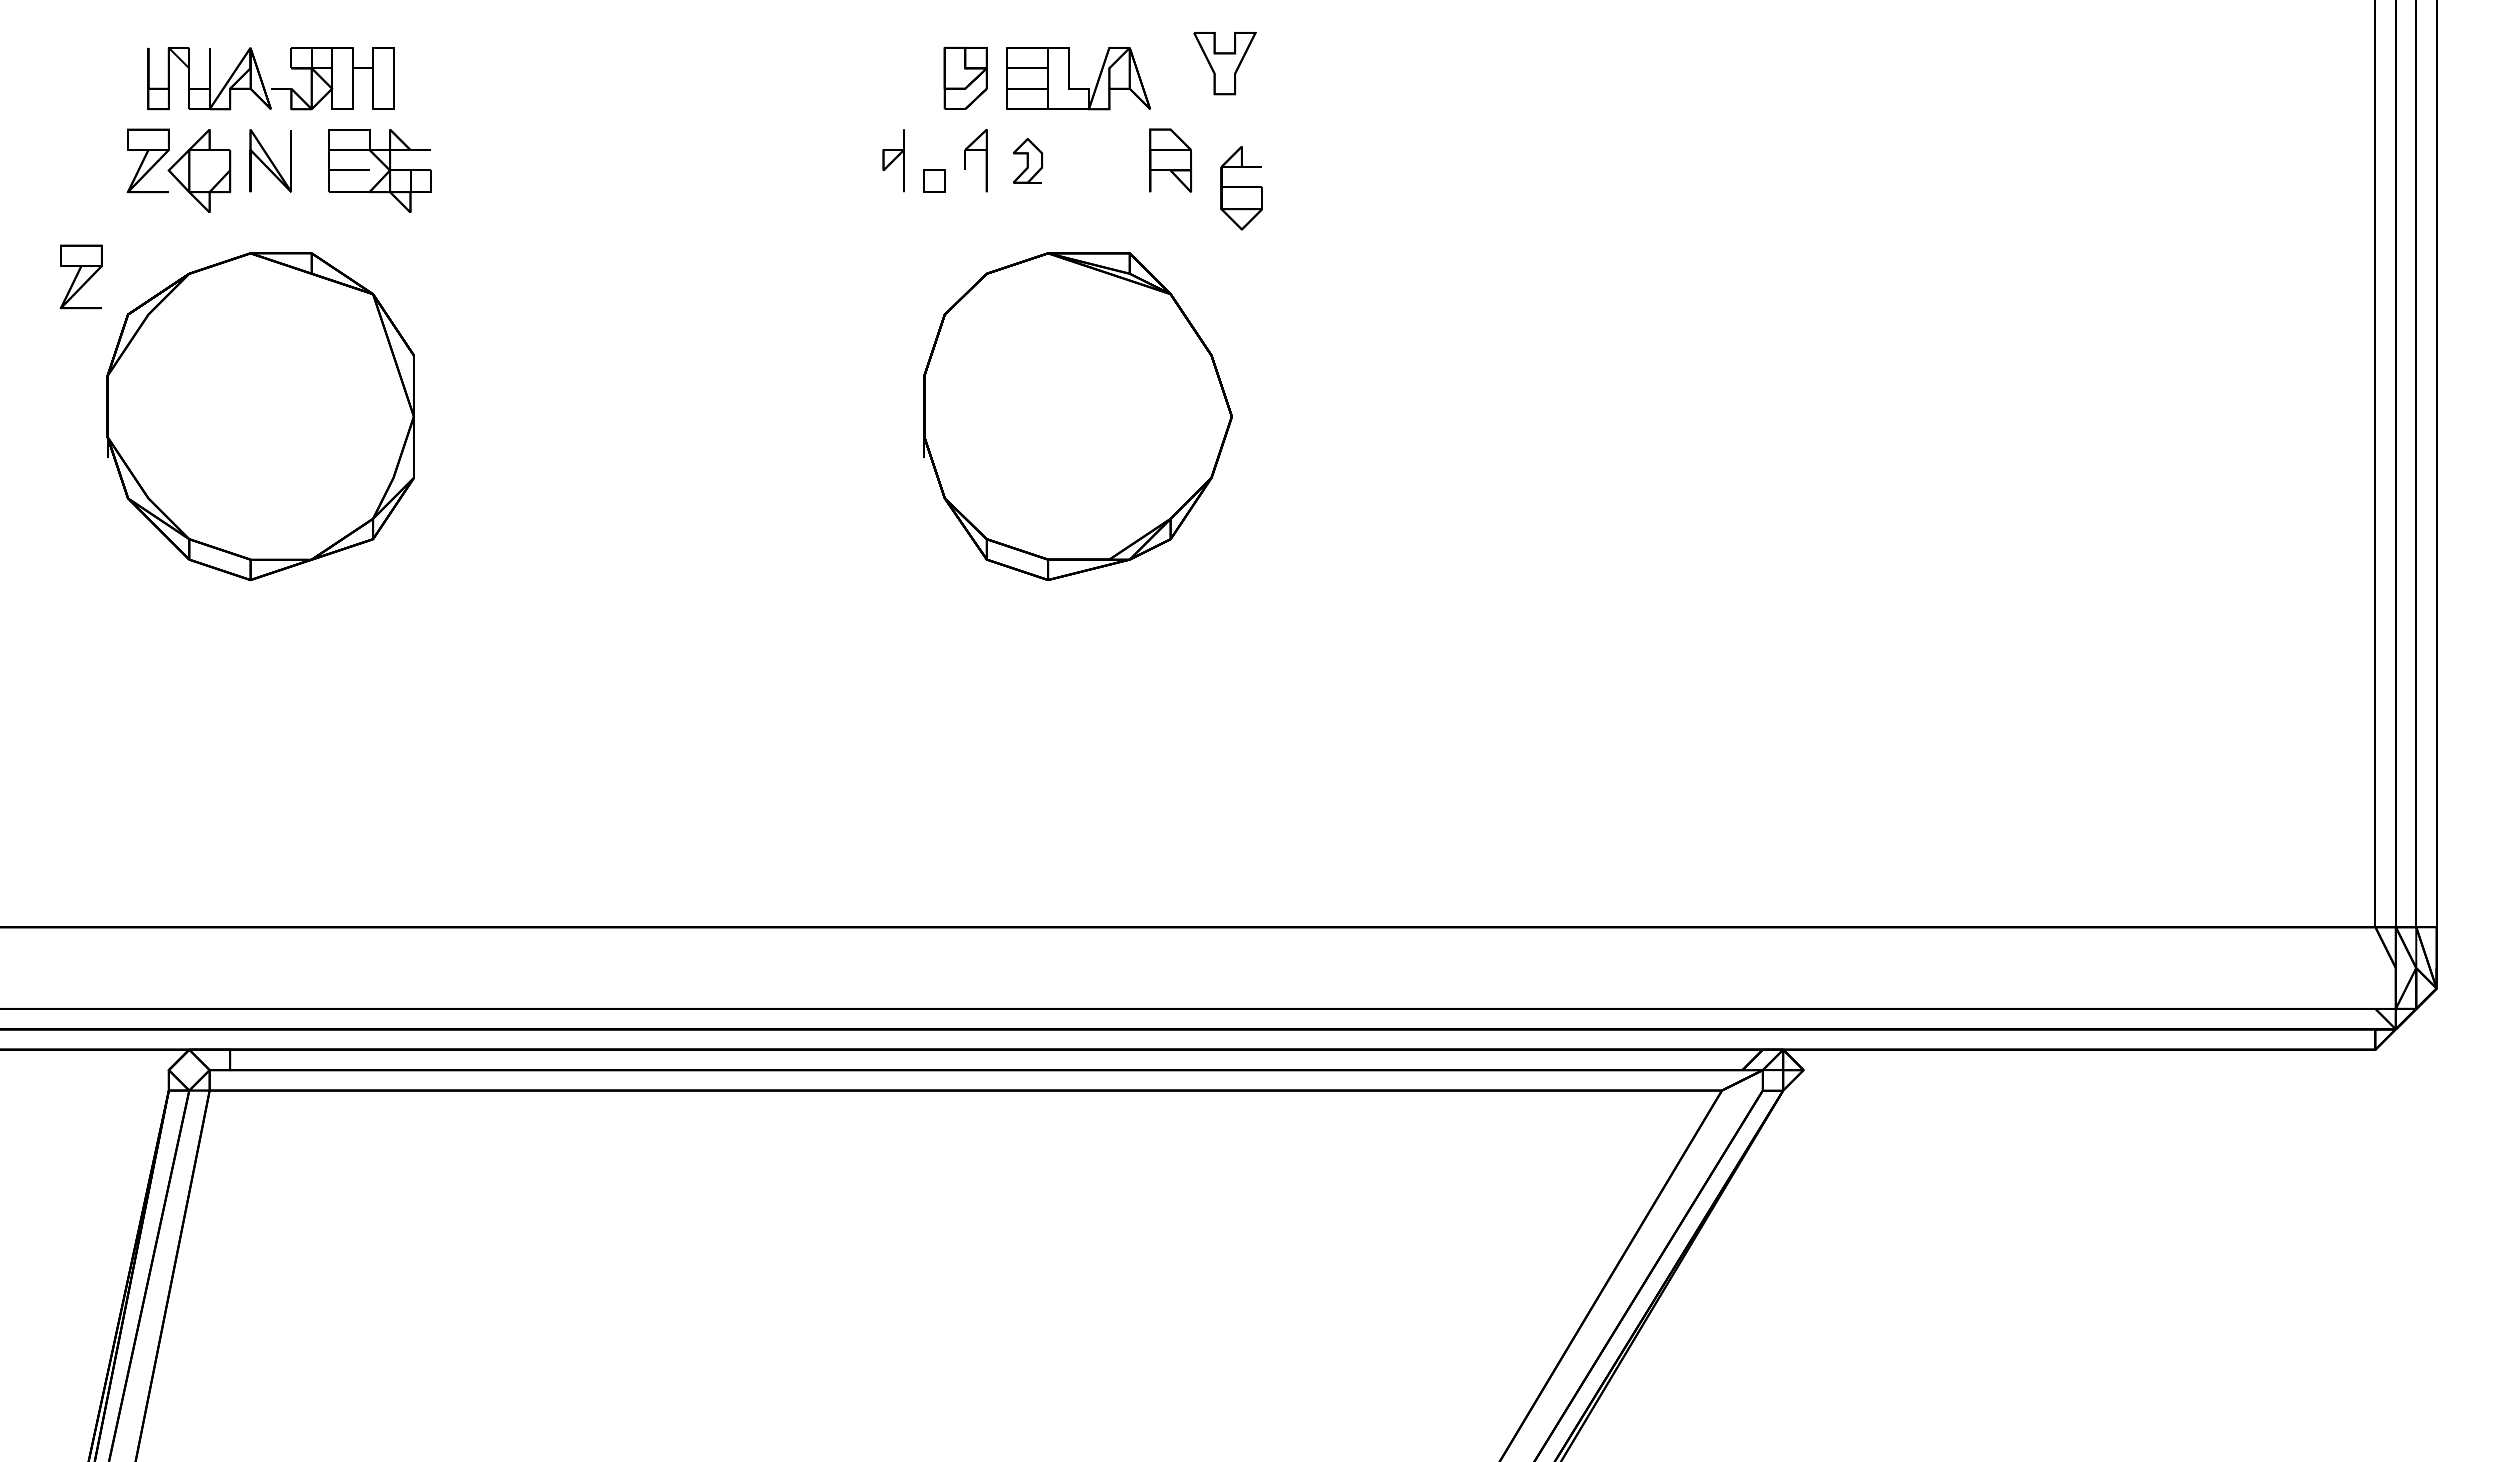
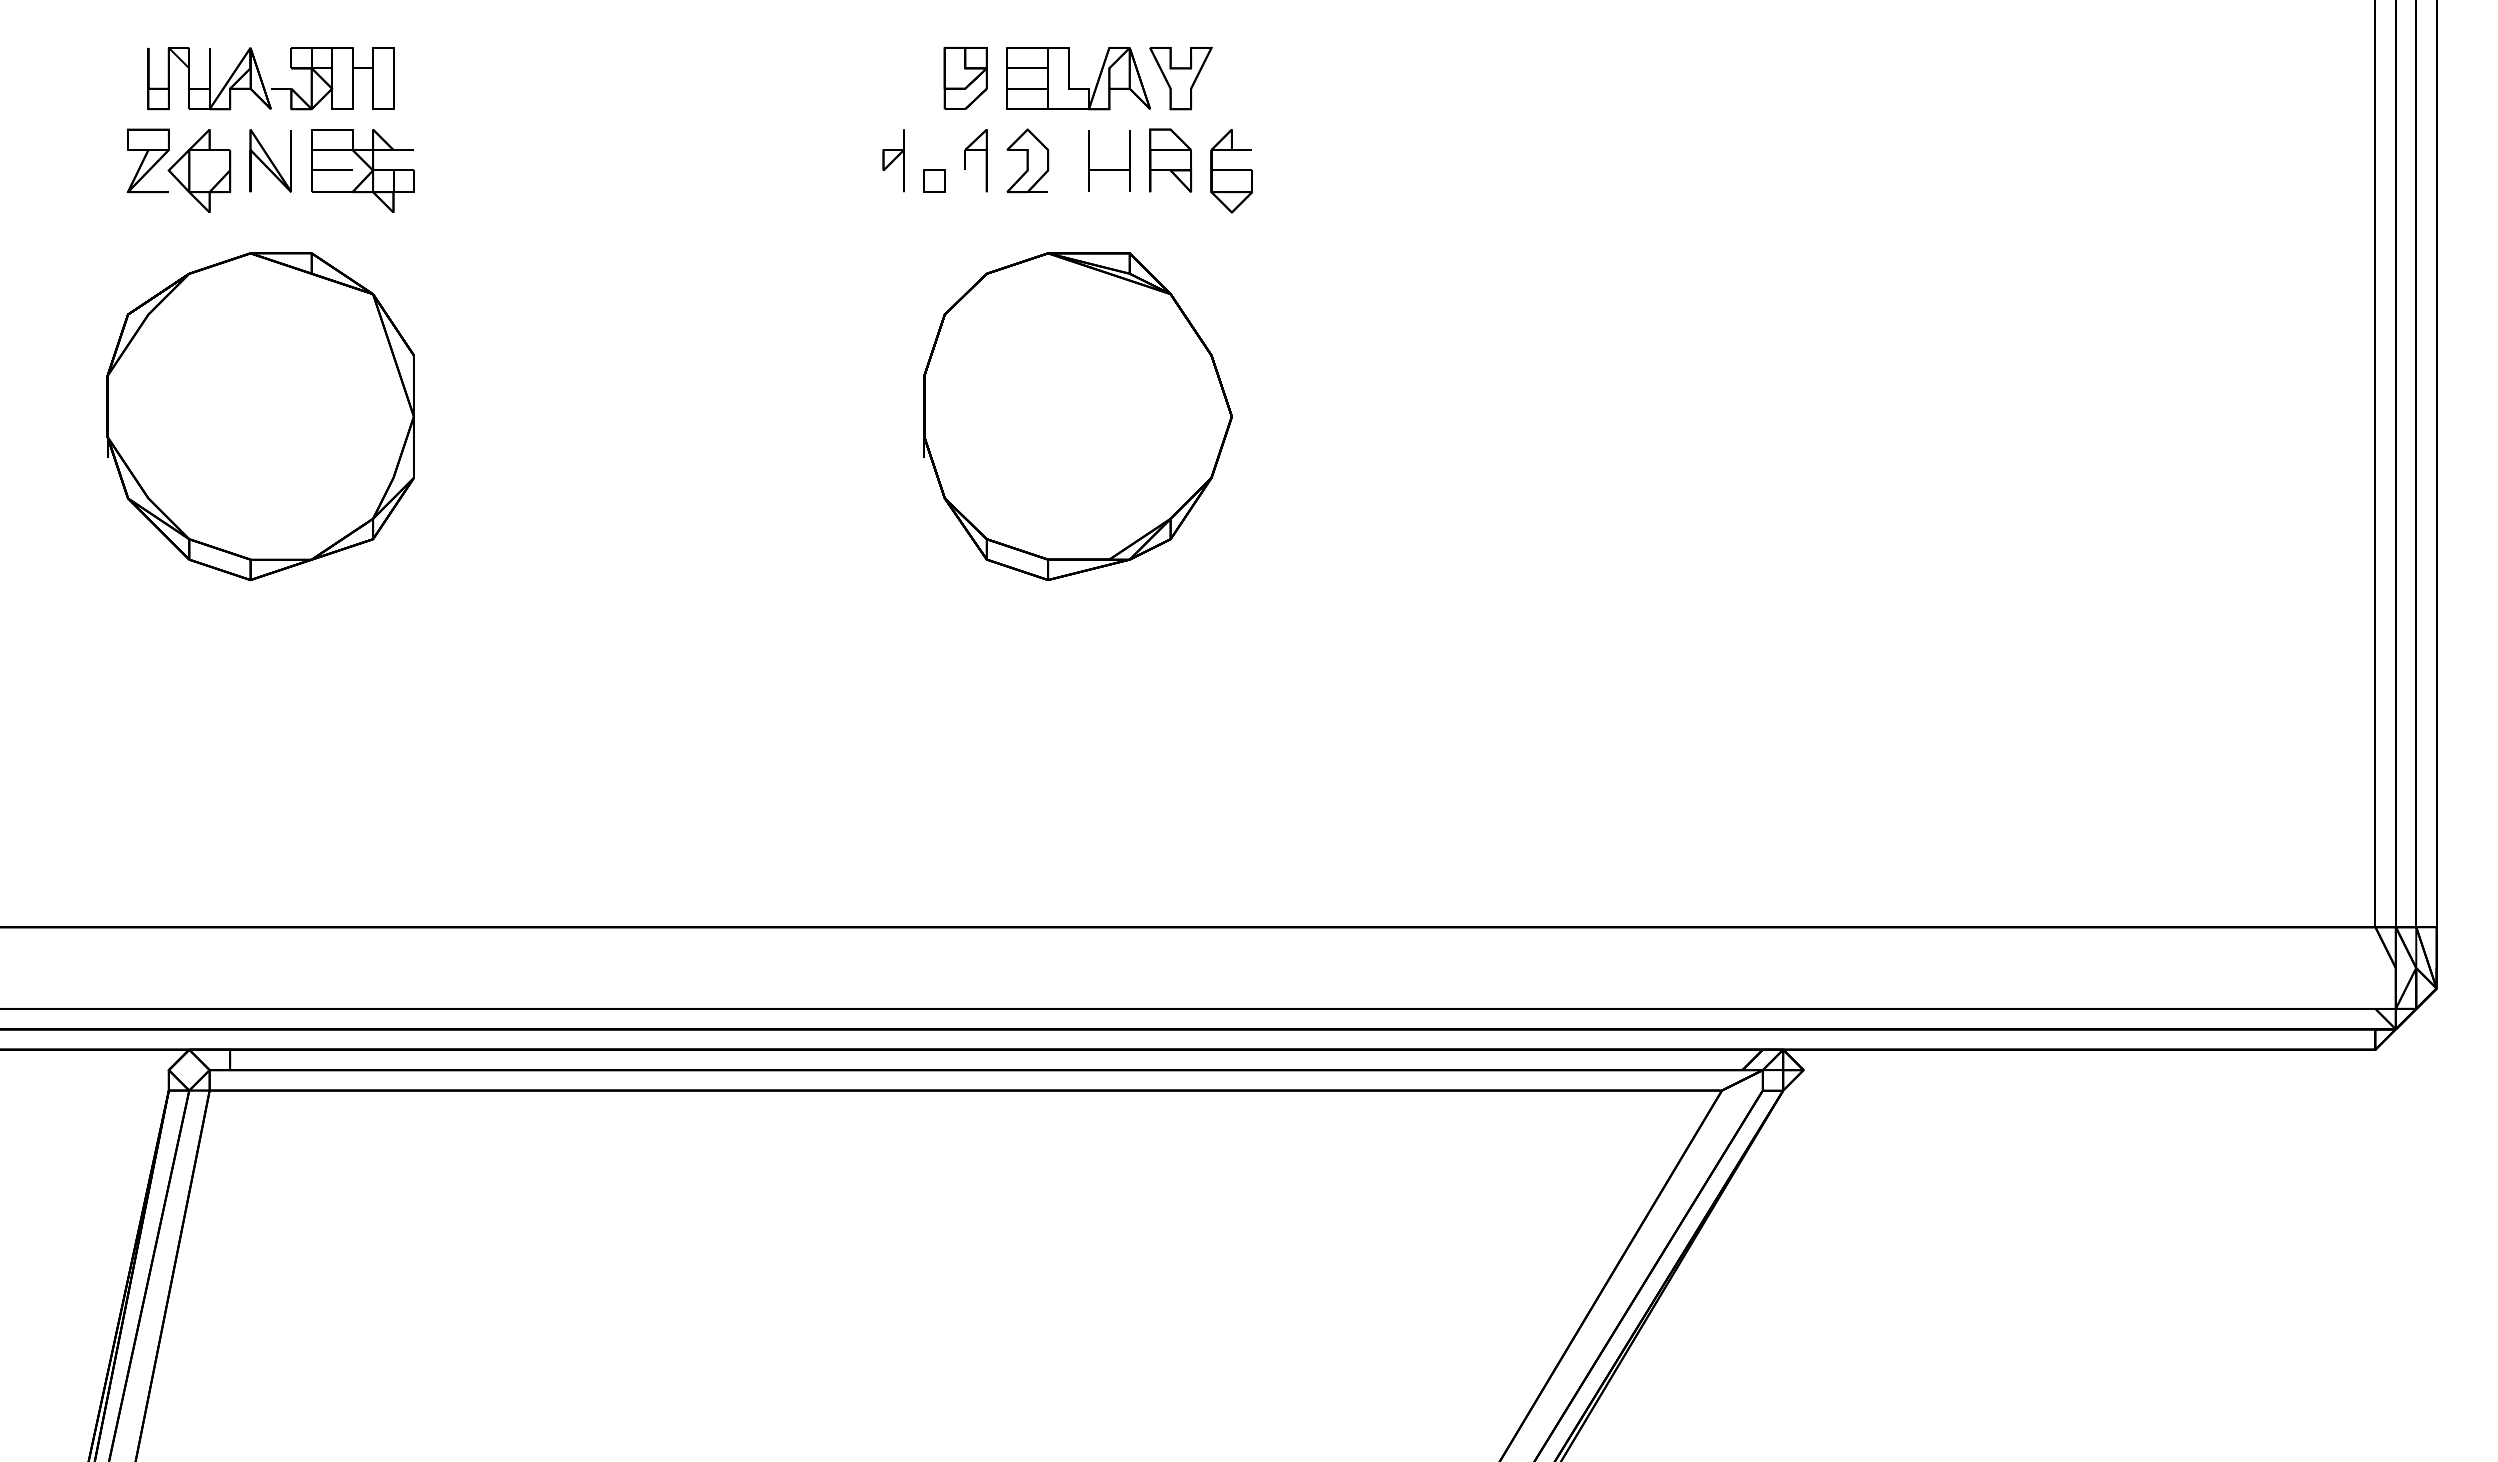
part position: (1224, 63) -> (1180, 78) (1180, 78)
part size: 30x46 px -> 44x66 px (1027, 160)
part: none -> present (1109, 169)
part position: (379, 170) -> (362, 170) (362, 170)
part position: (1241, 188) -> (1231, 171) (1231, 171)
part: present -> none (80, 276)
